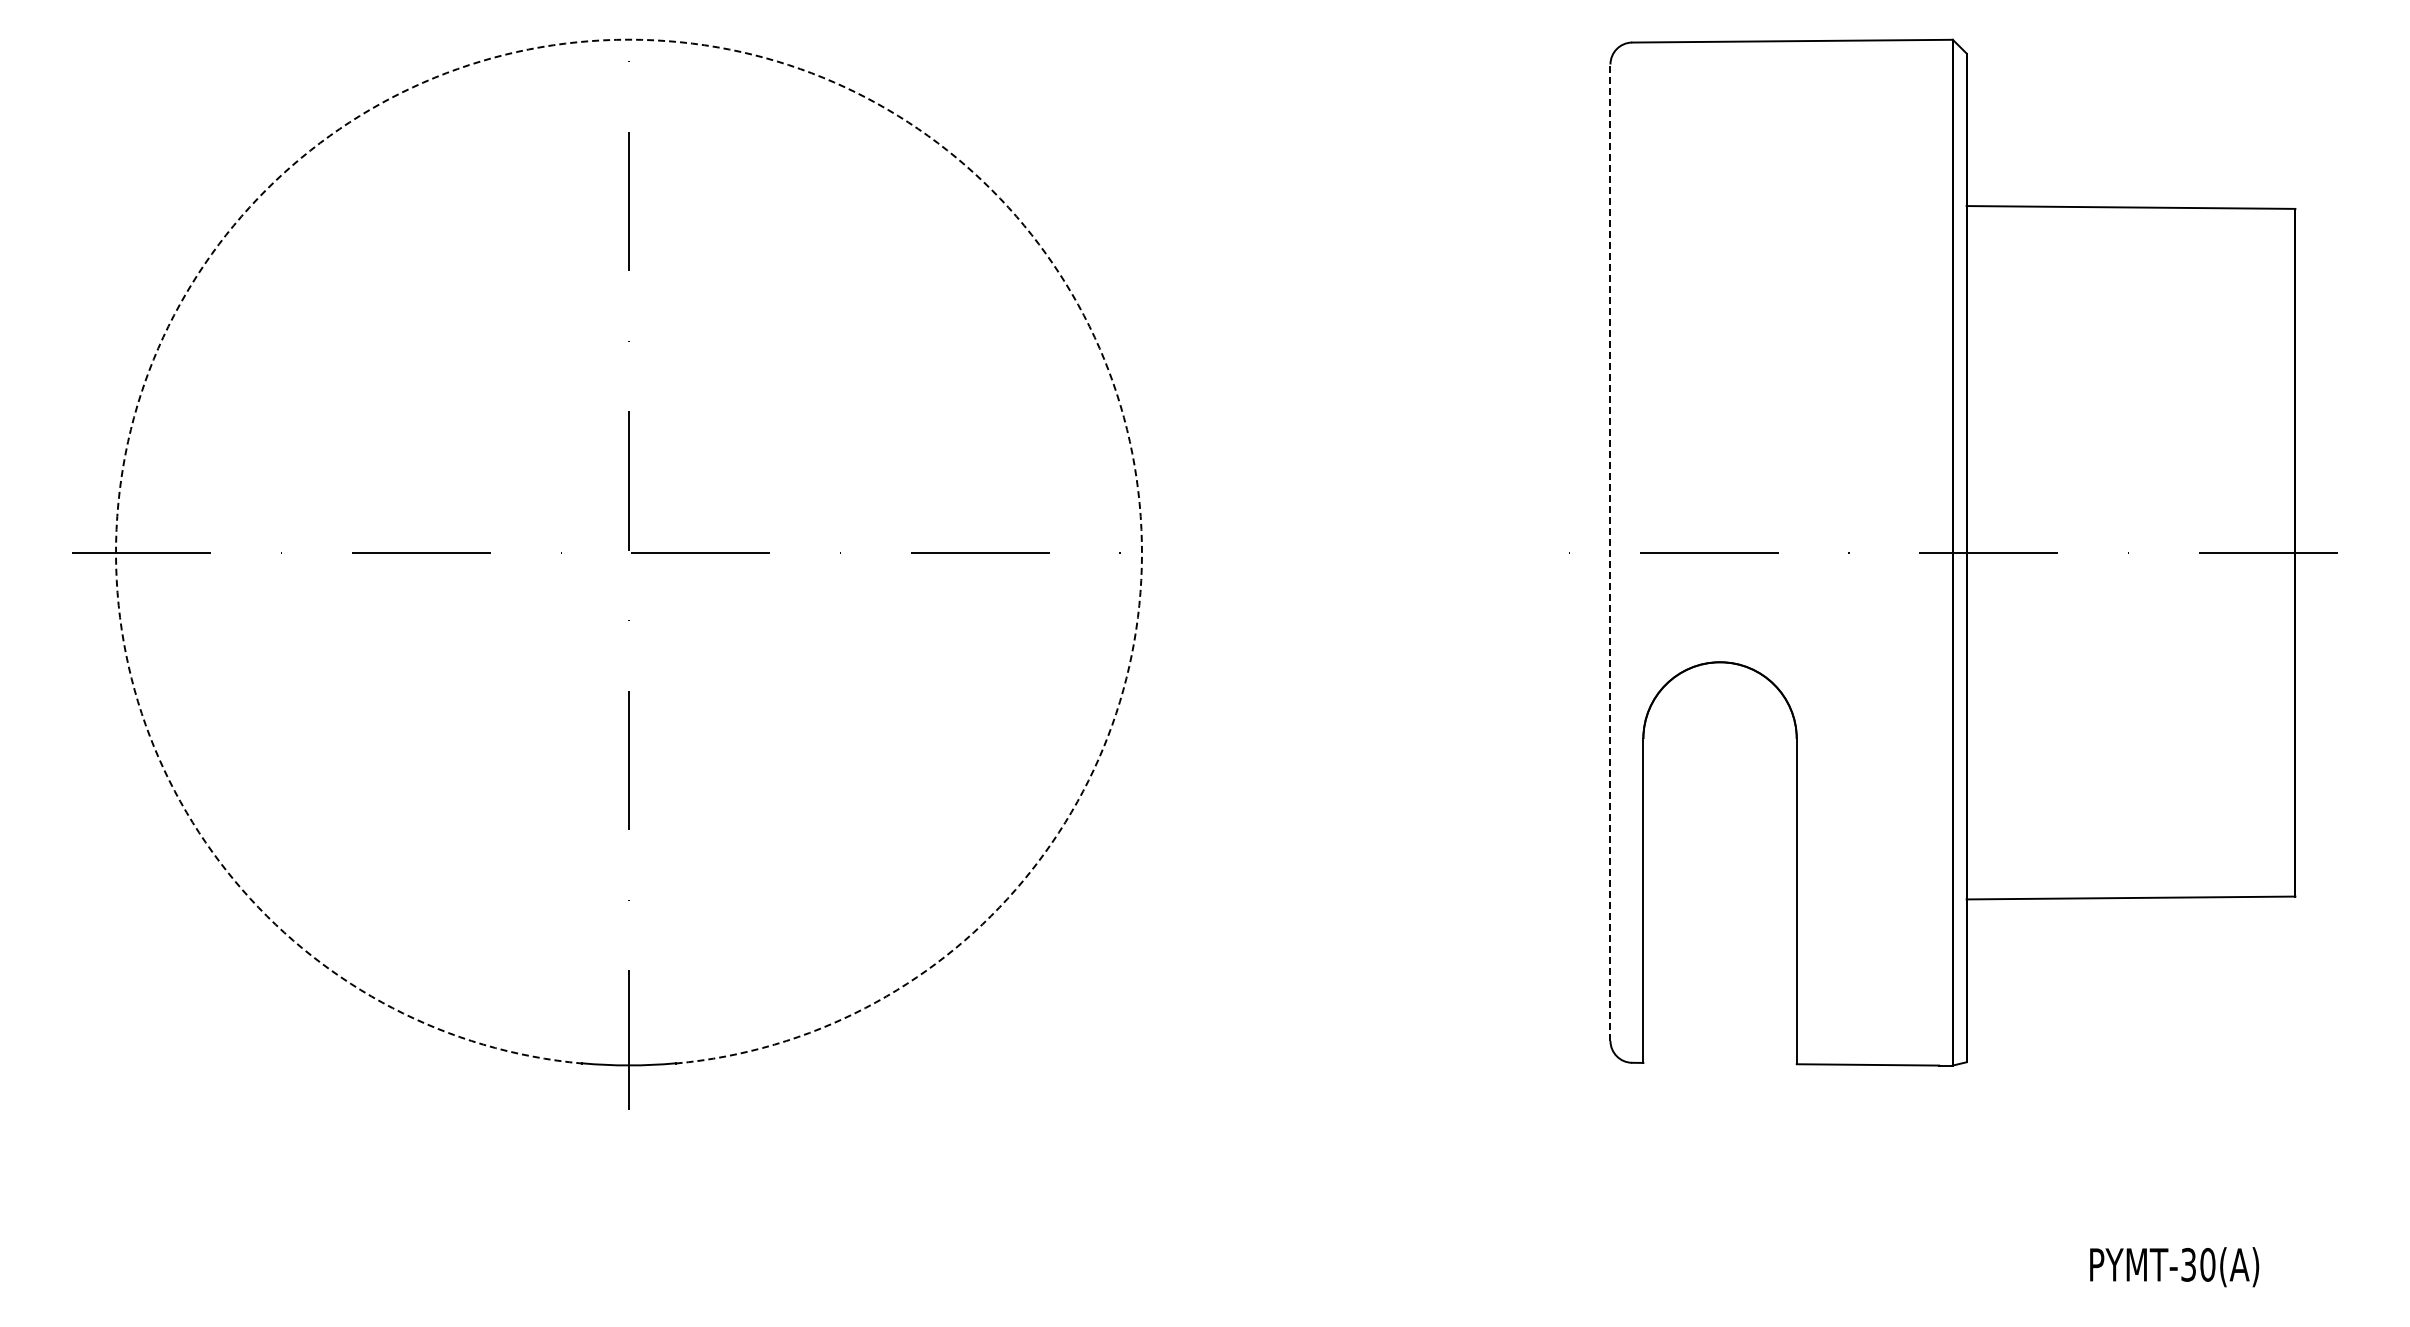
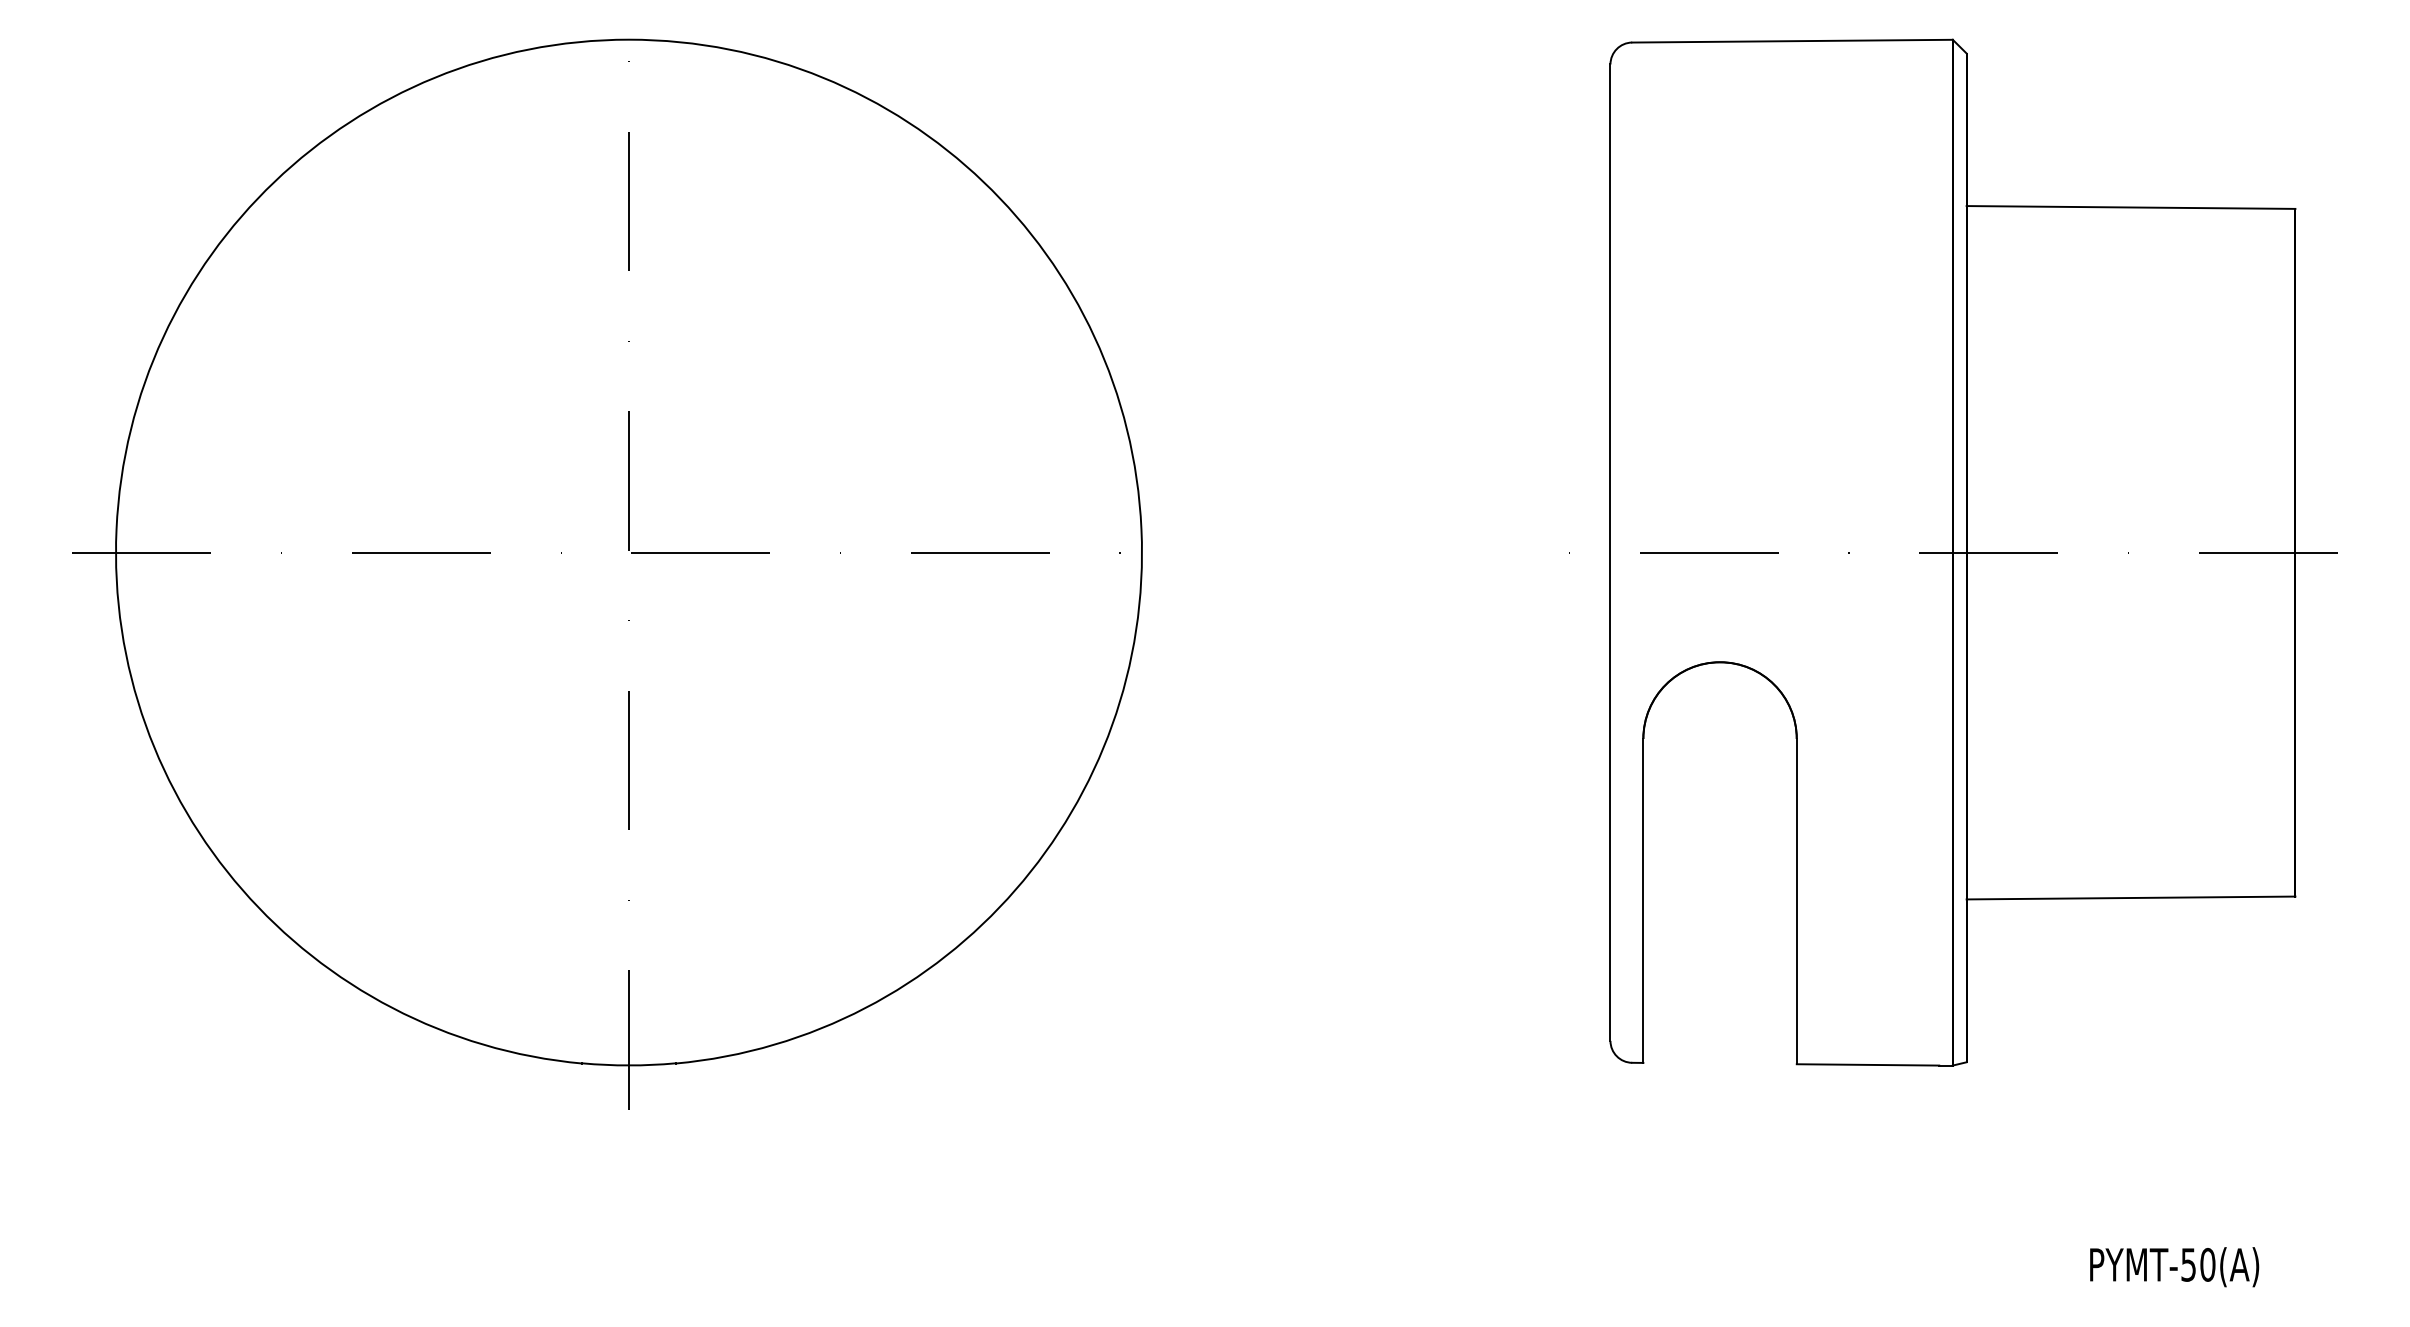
arc: dashed -> solid (629, 39)
line: dashed -> solid (1610, 552)
text: PYMT-30(A) -> PYMT-50(A) (2188, 1264)
